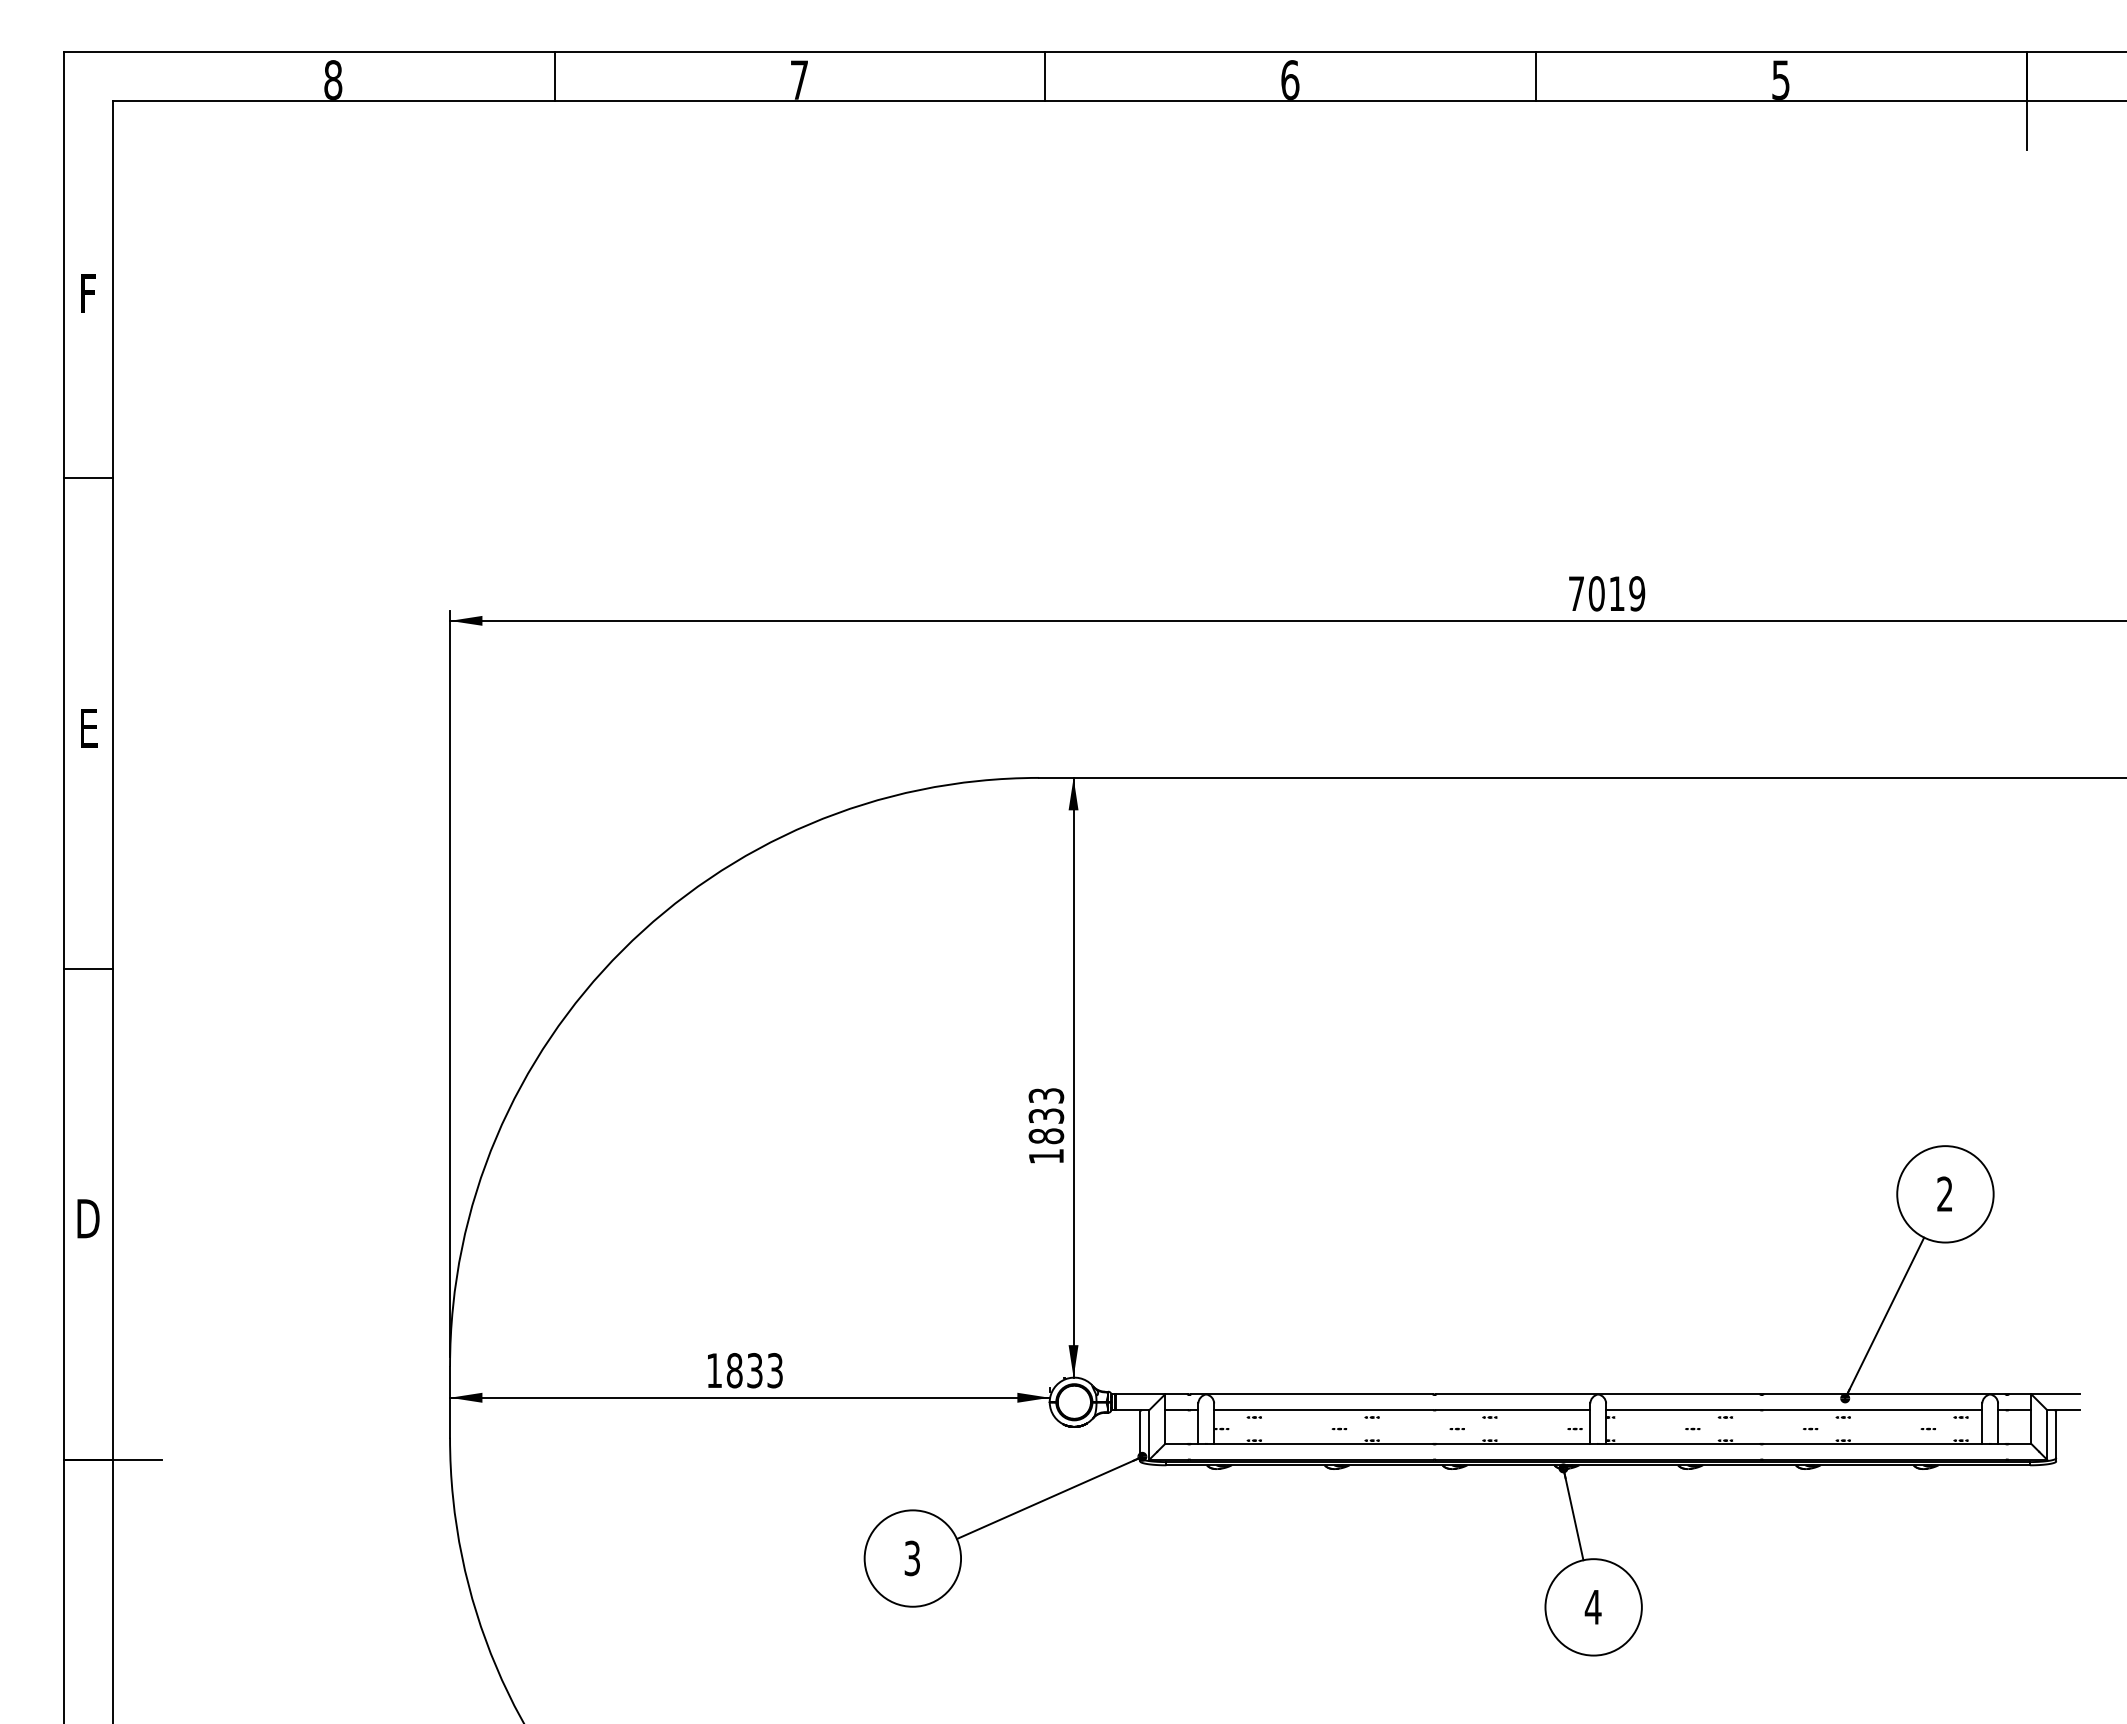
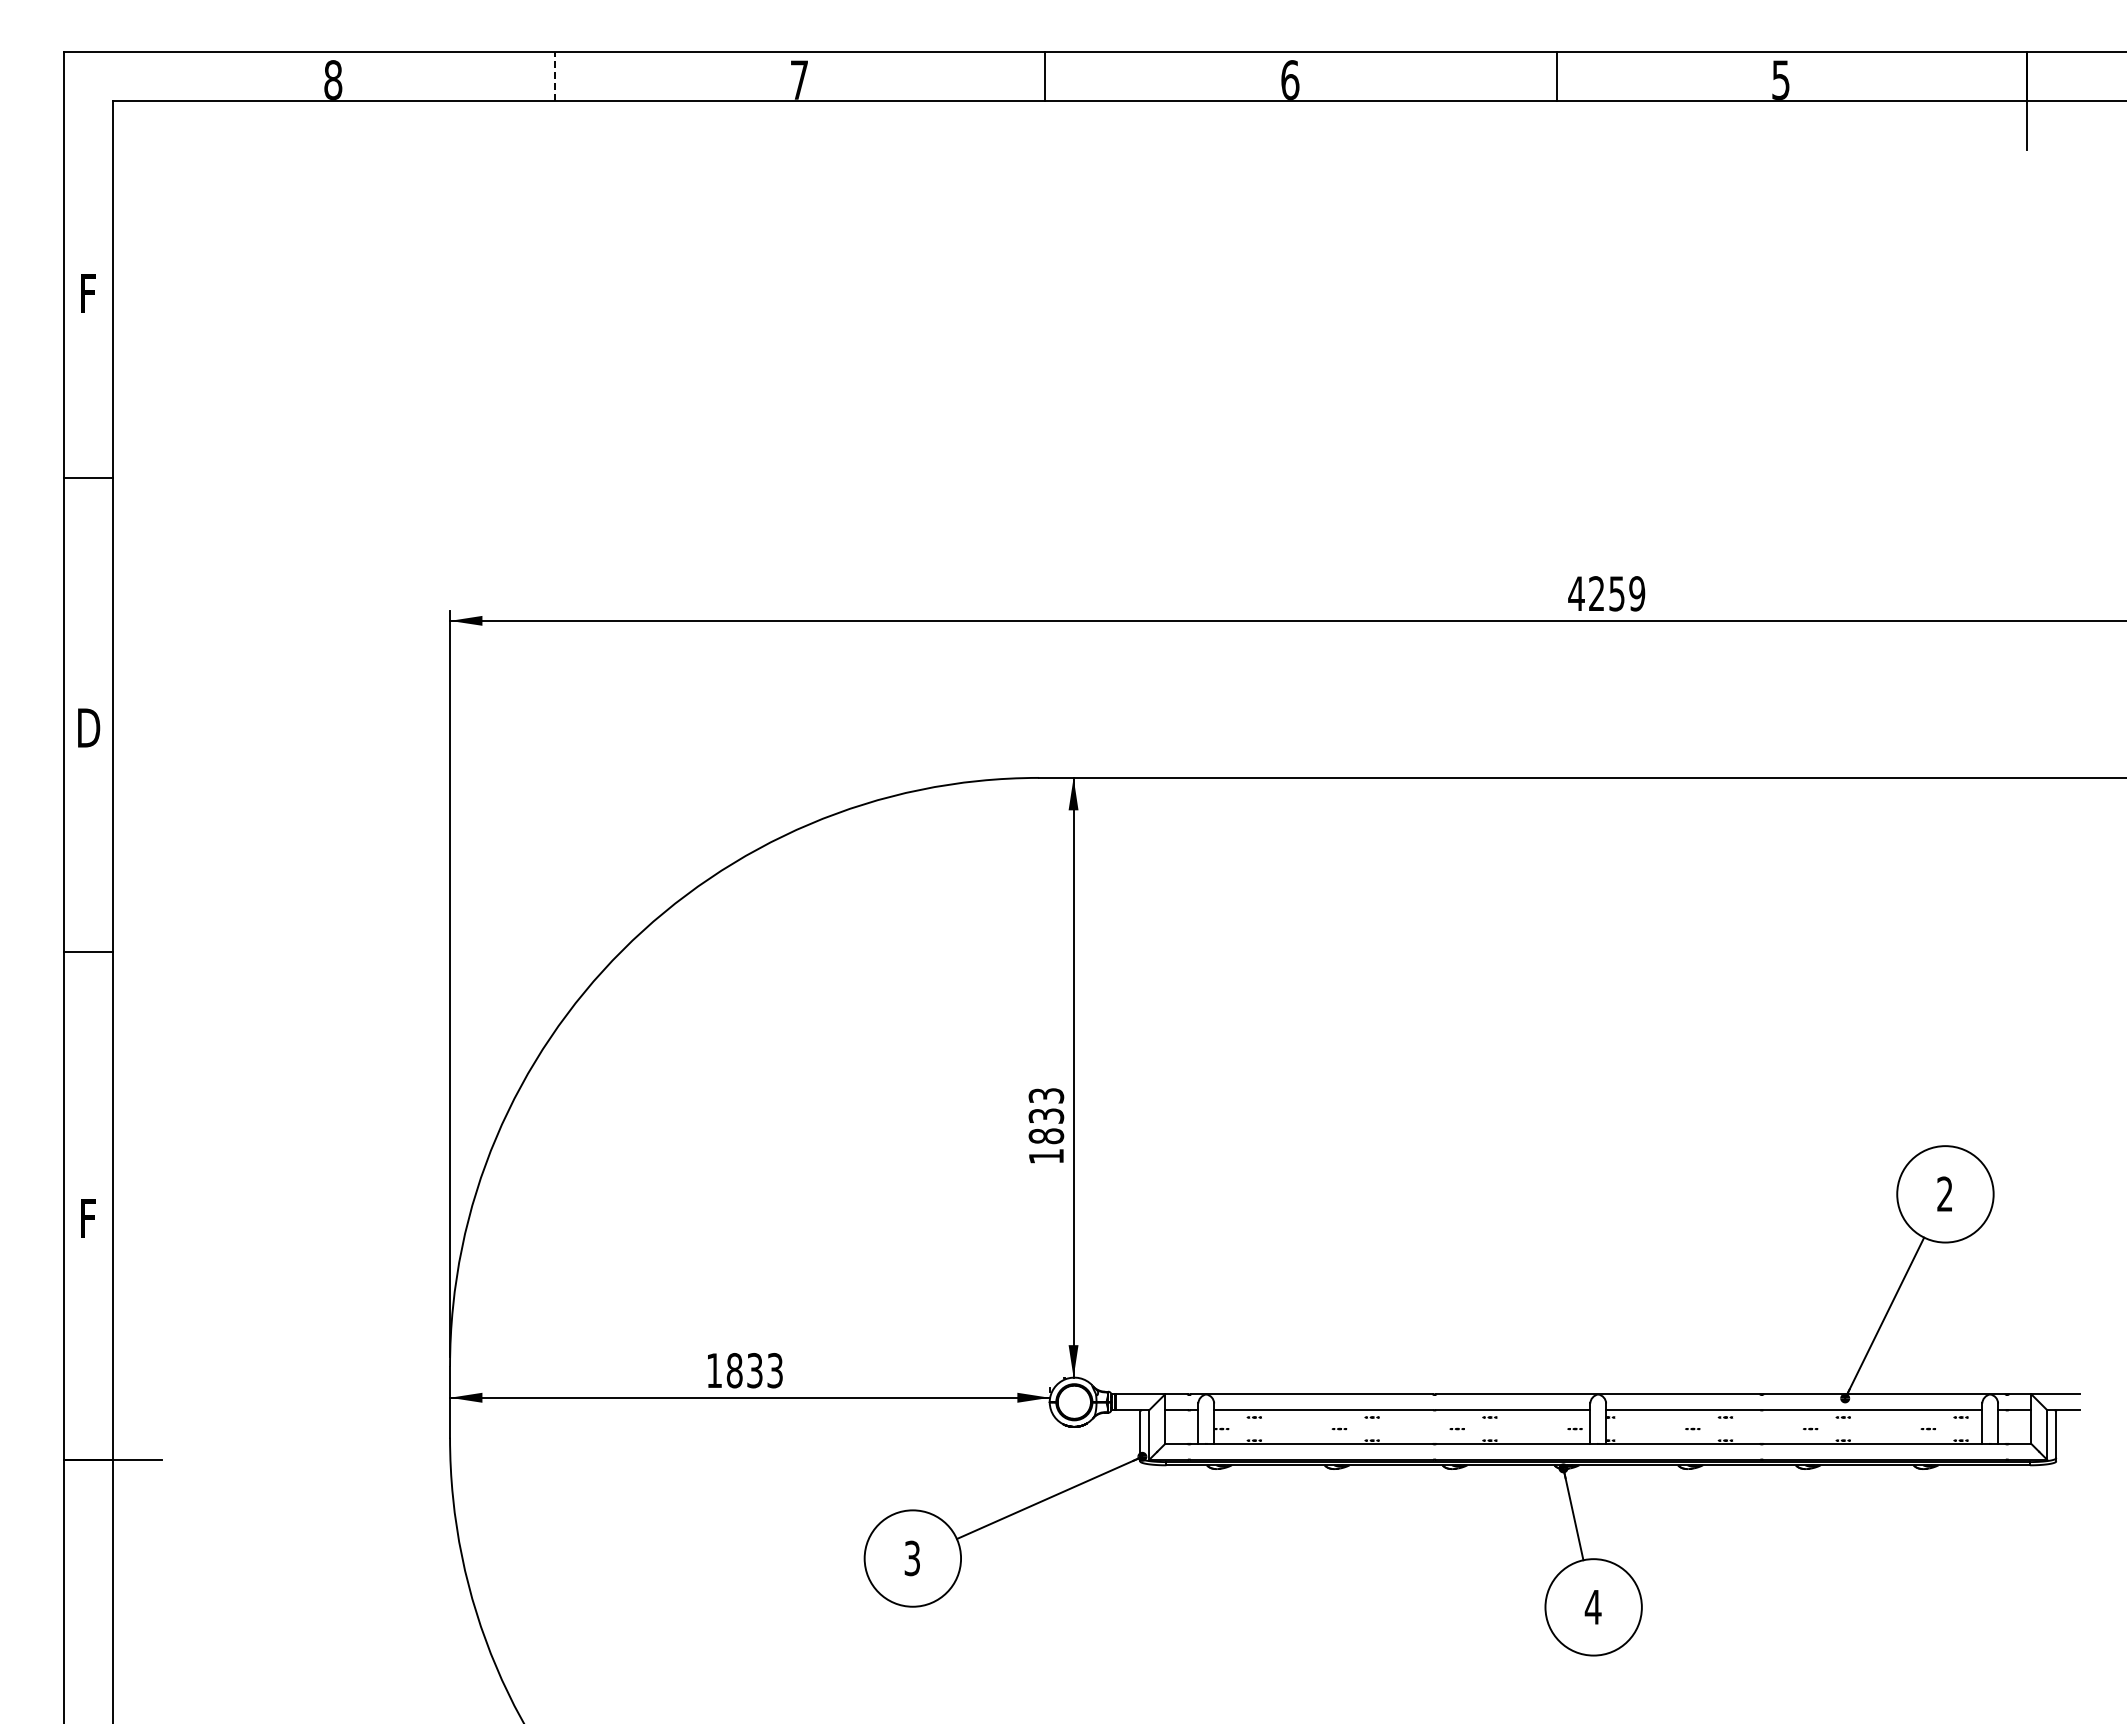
line position: (1536, 75) -> (1557, 75) (1557, 75)
line: solid -> dashed (554, 76)
text: 7019 -> 4259 (1596, 593)
text: E -> D (89, 727)
line position: (87, 969) -> (87, 952) (87, 952)
text: D -> F (88, 1218)
